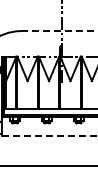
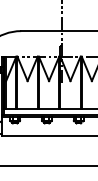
line: dashed -> solid (59, 31)
line: dashed -> solid (50, 136)
